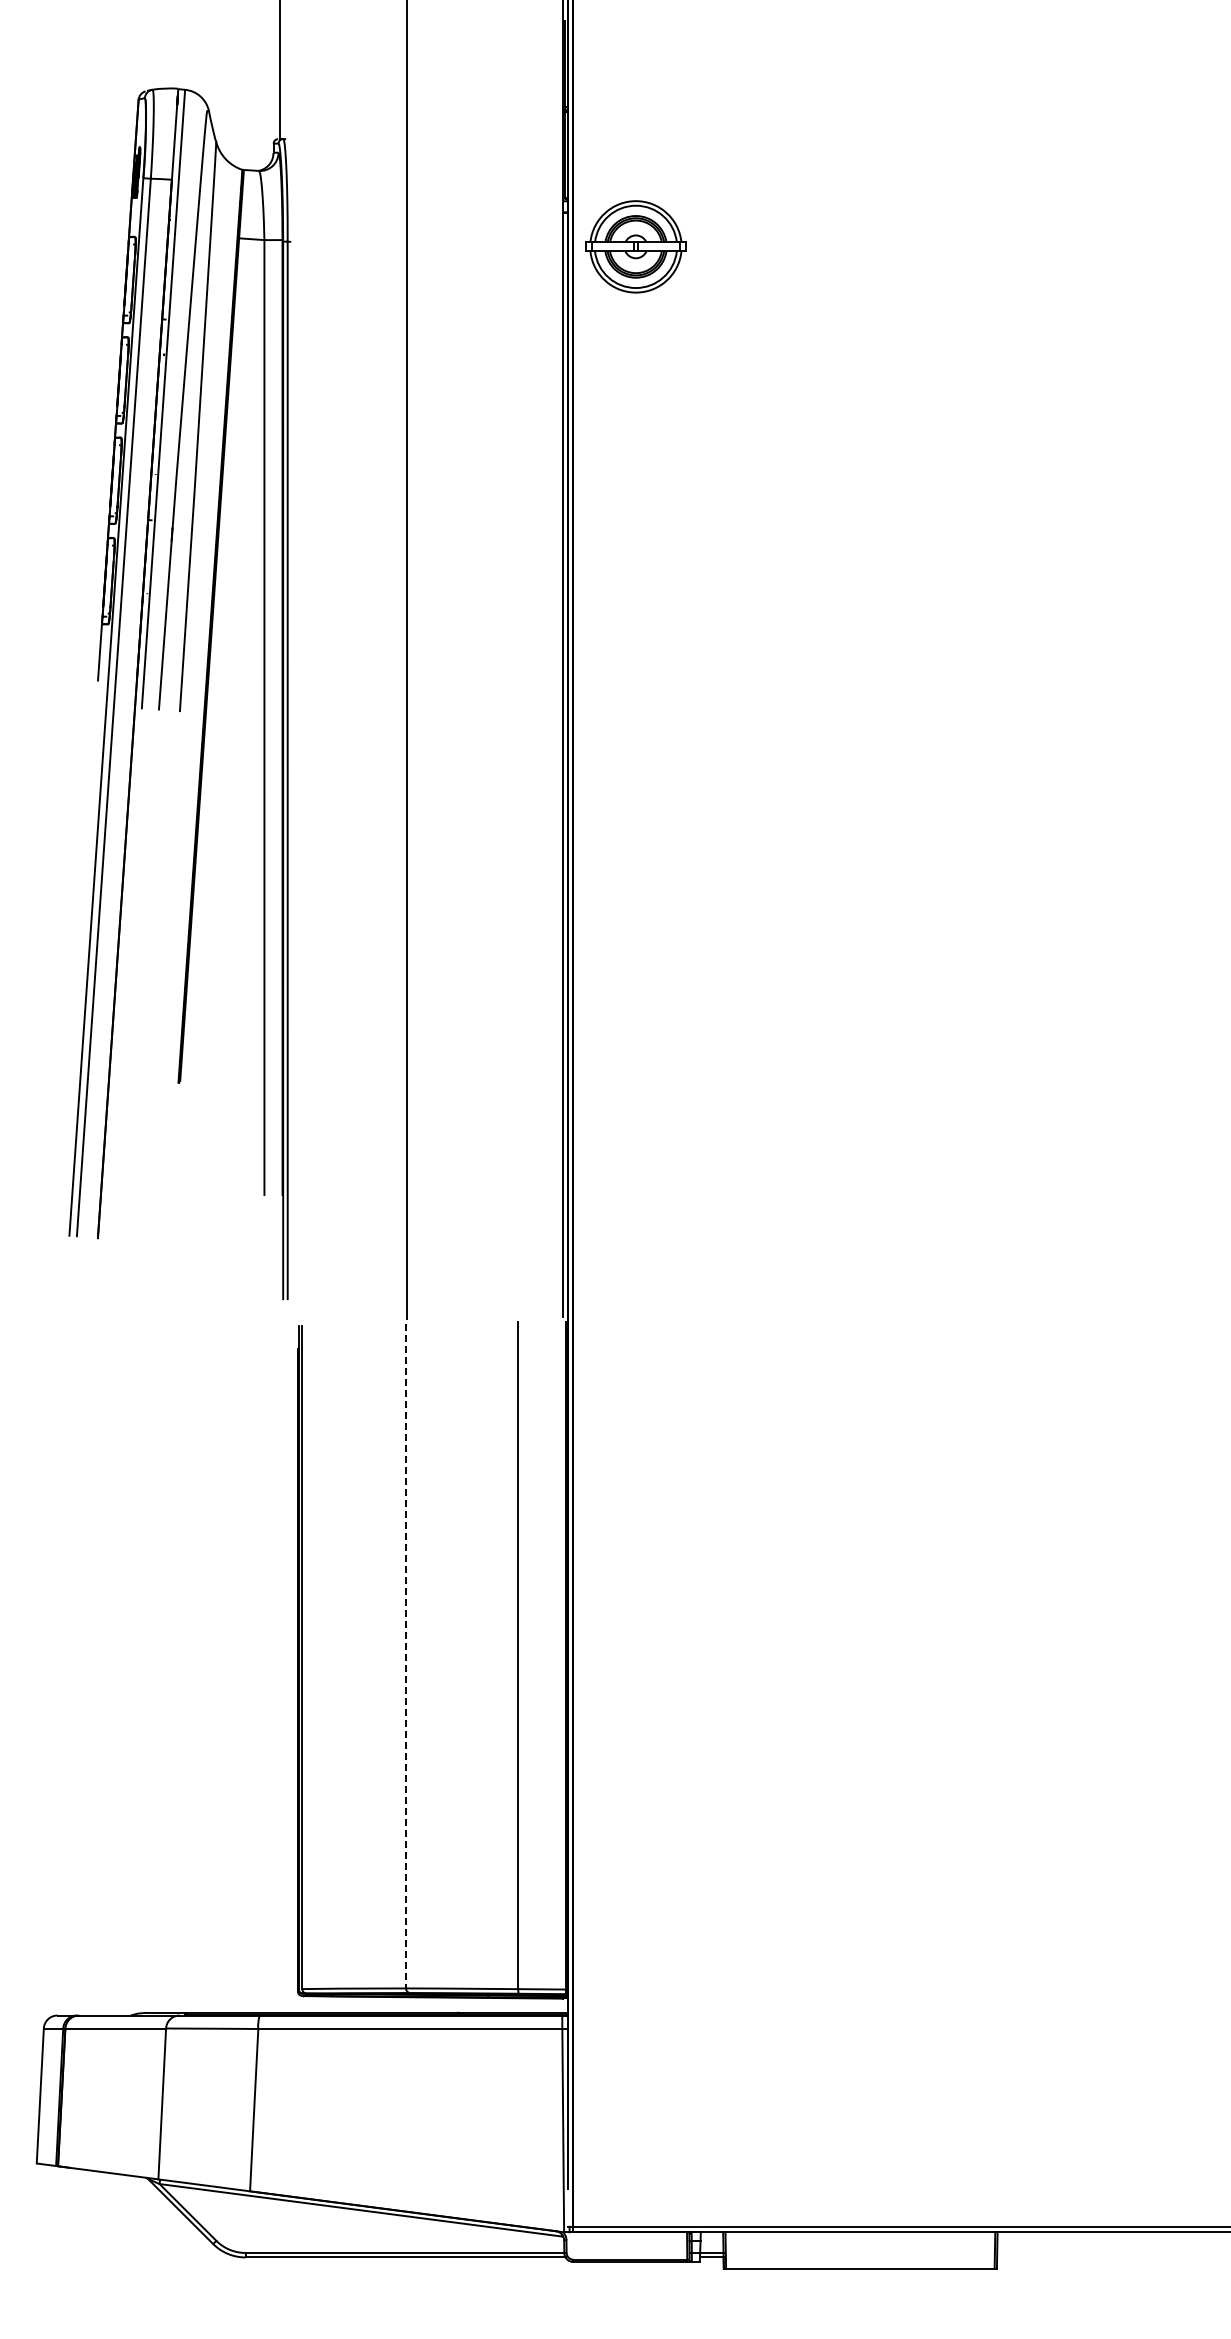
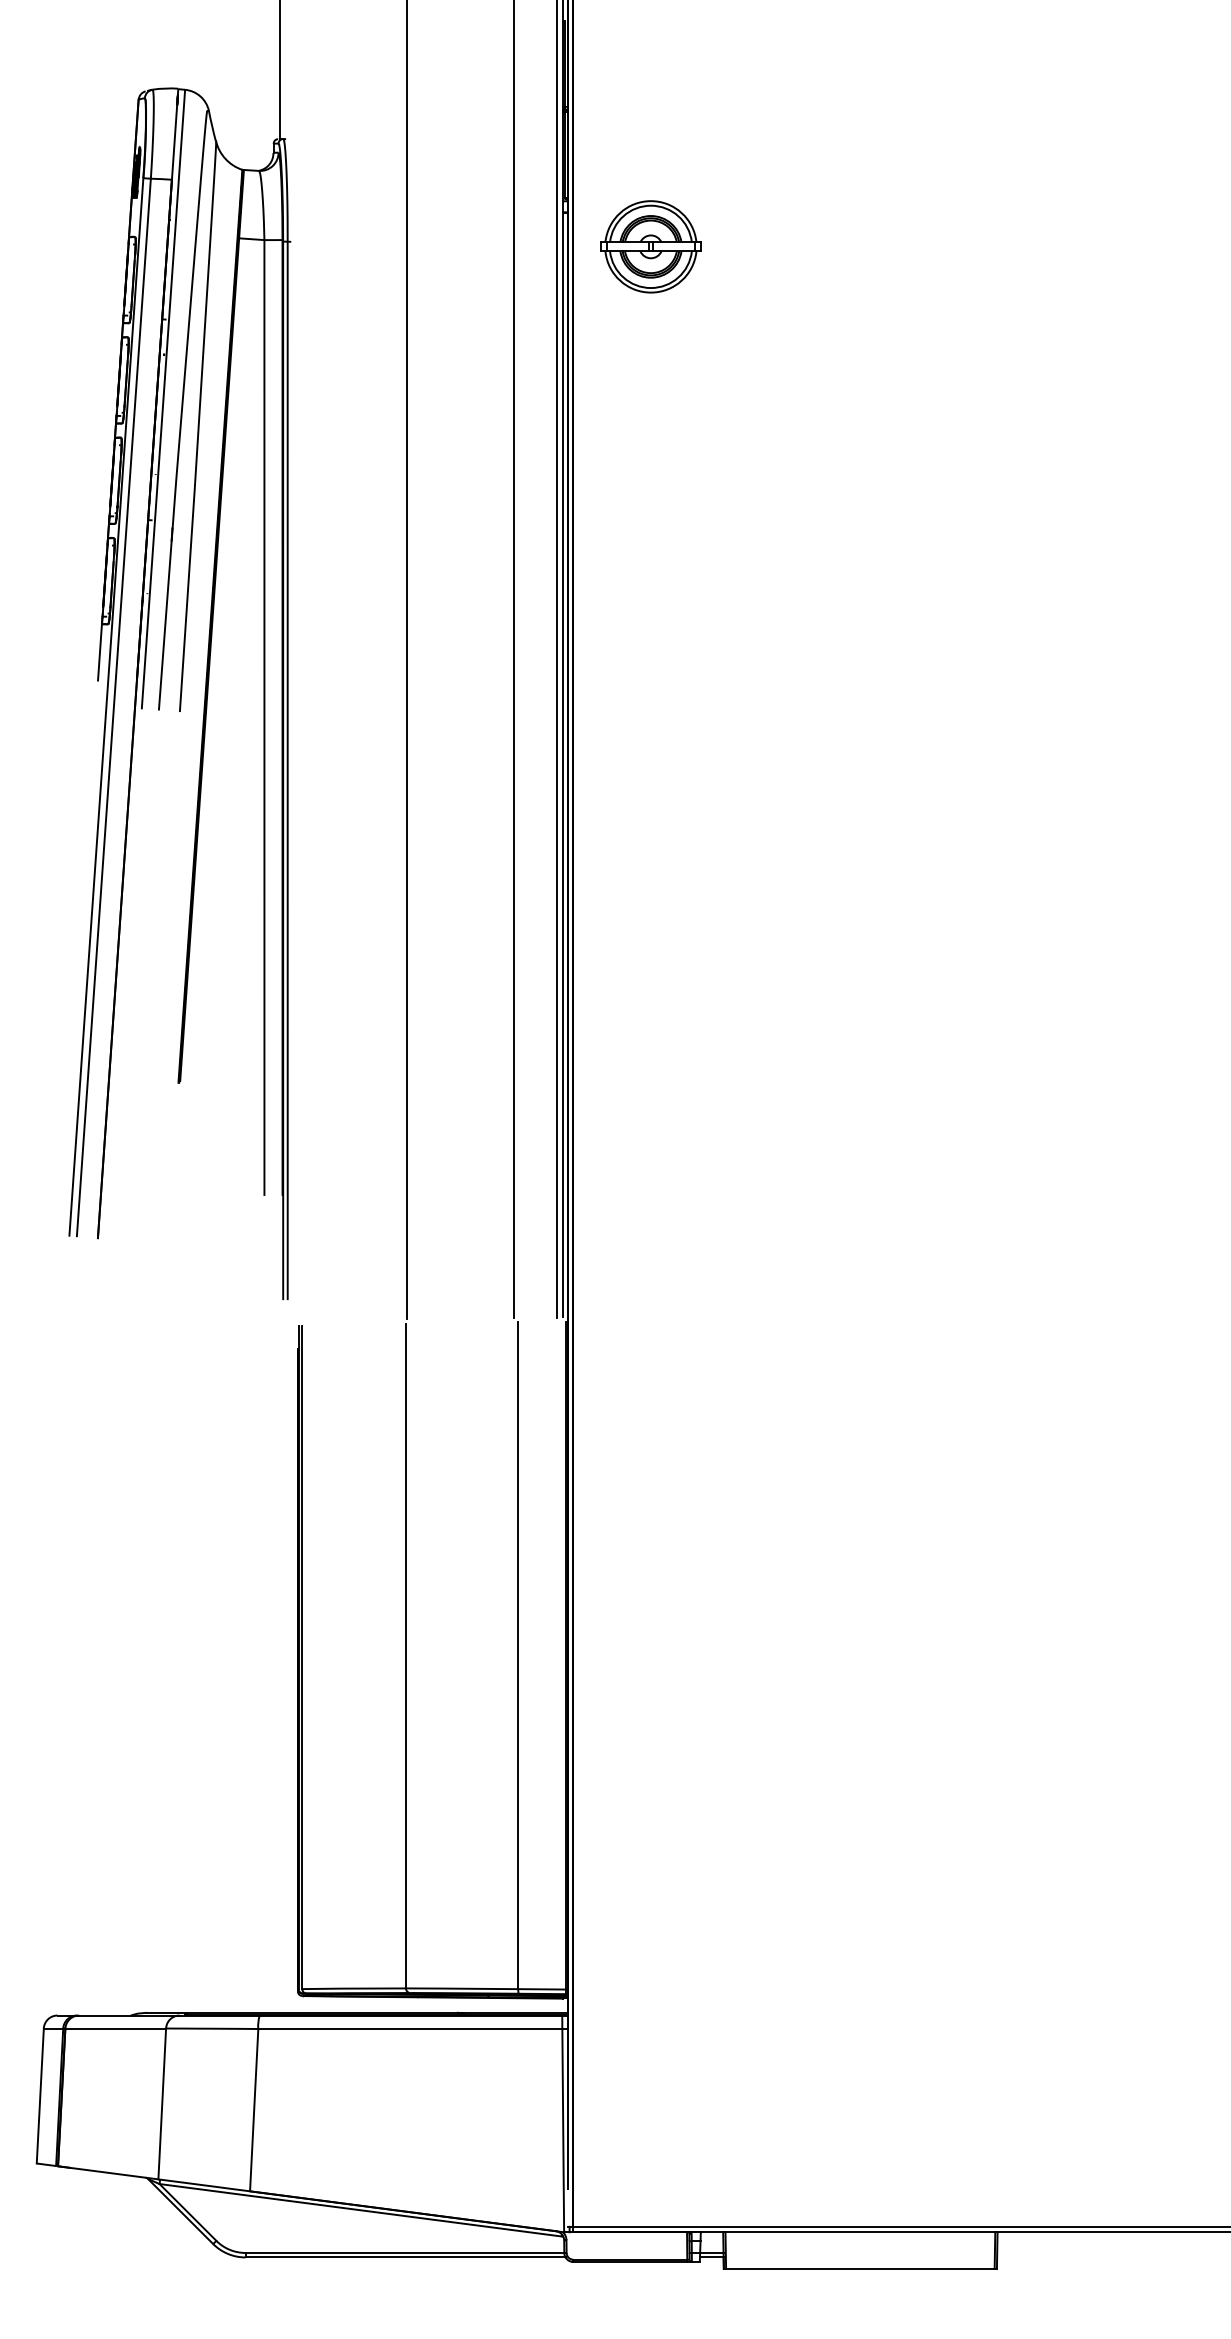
part position: (635, 246) -> (650, 246) (650, 246)
line: none -> present (514, 659)
line: none -> present (557, 659)
line: dashed -> solid (406, 1656)
